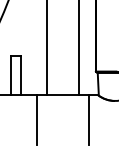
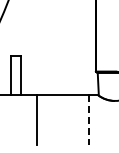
line: present -> none (46, 48)
line: present -> none (78, 48)
line: solid -> dashed (88, 120)
